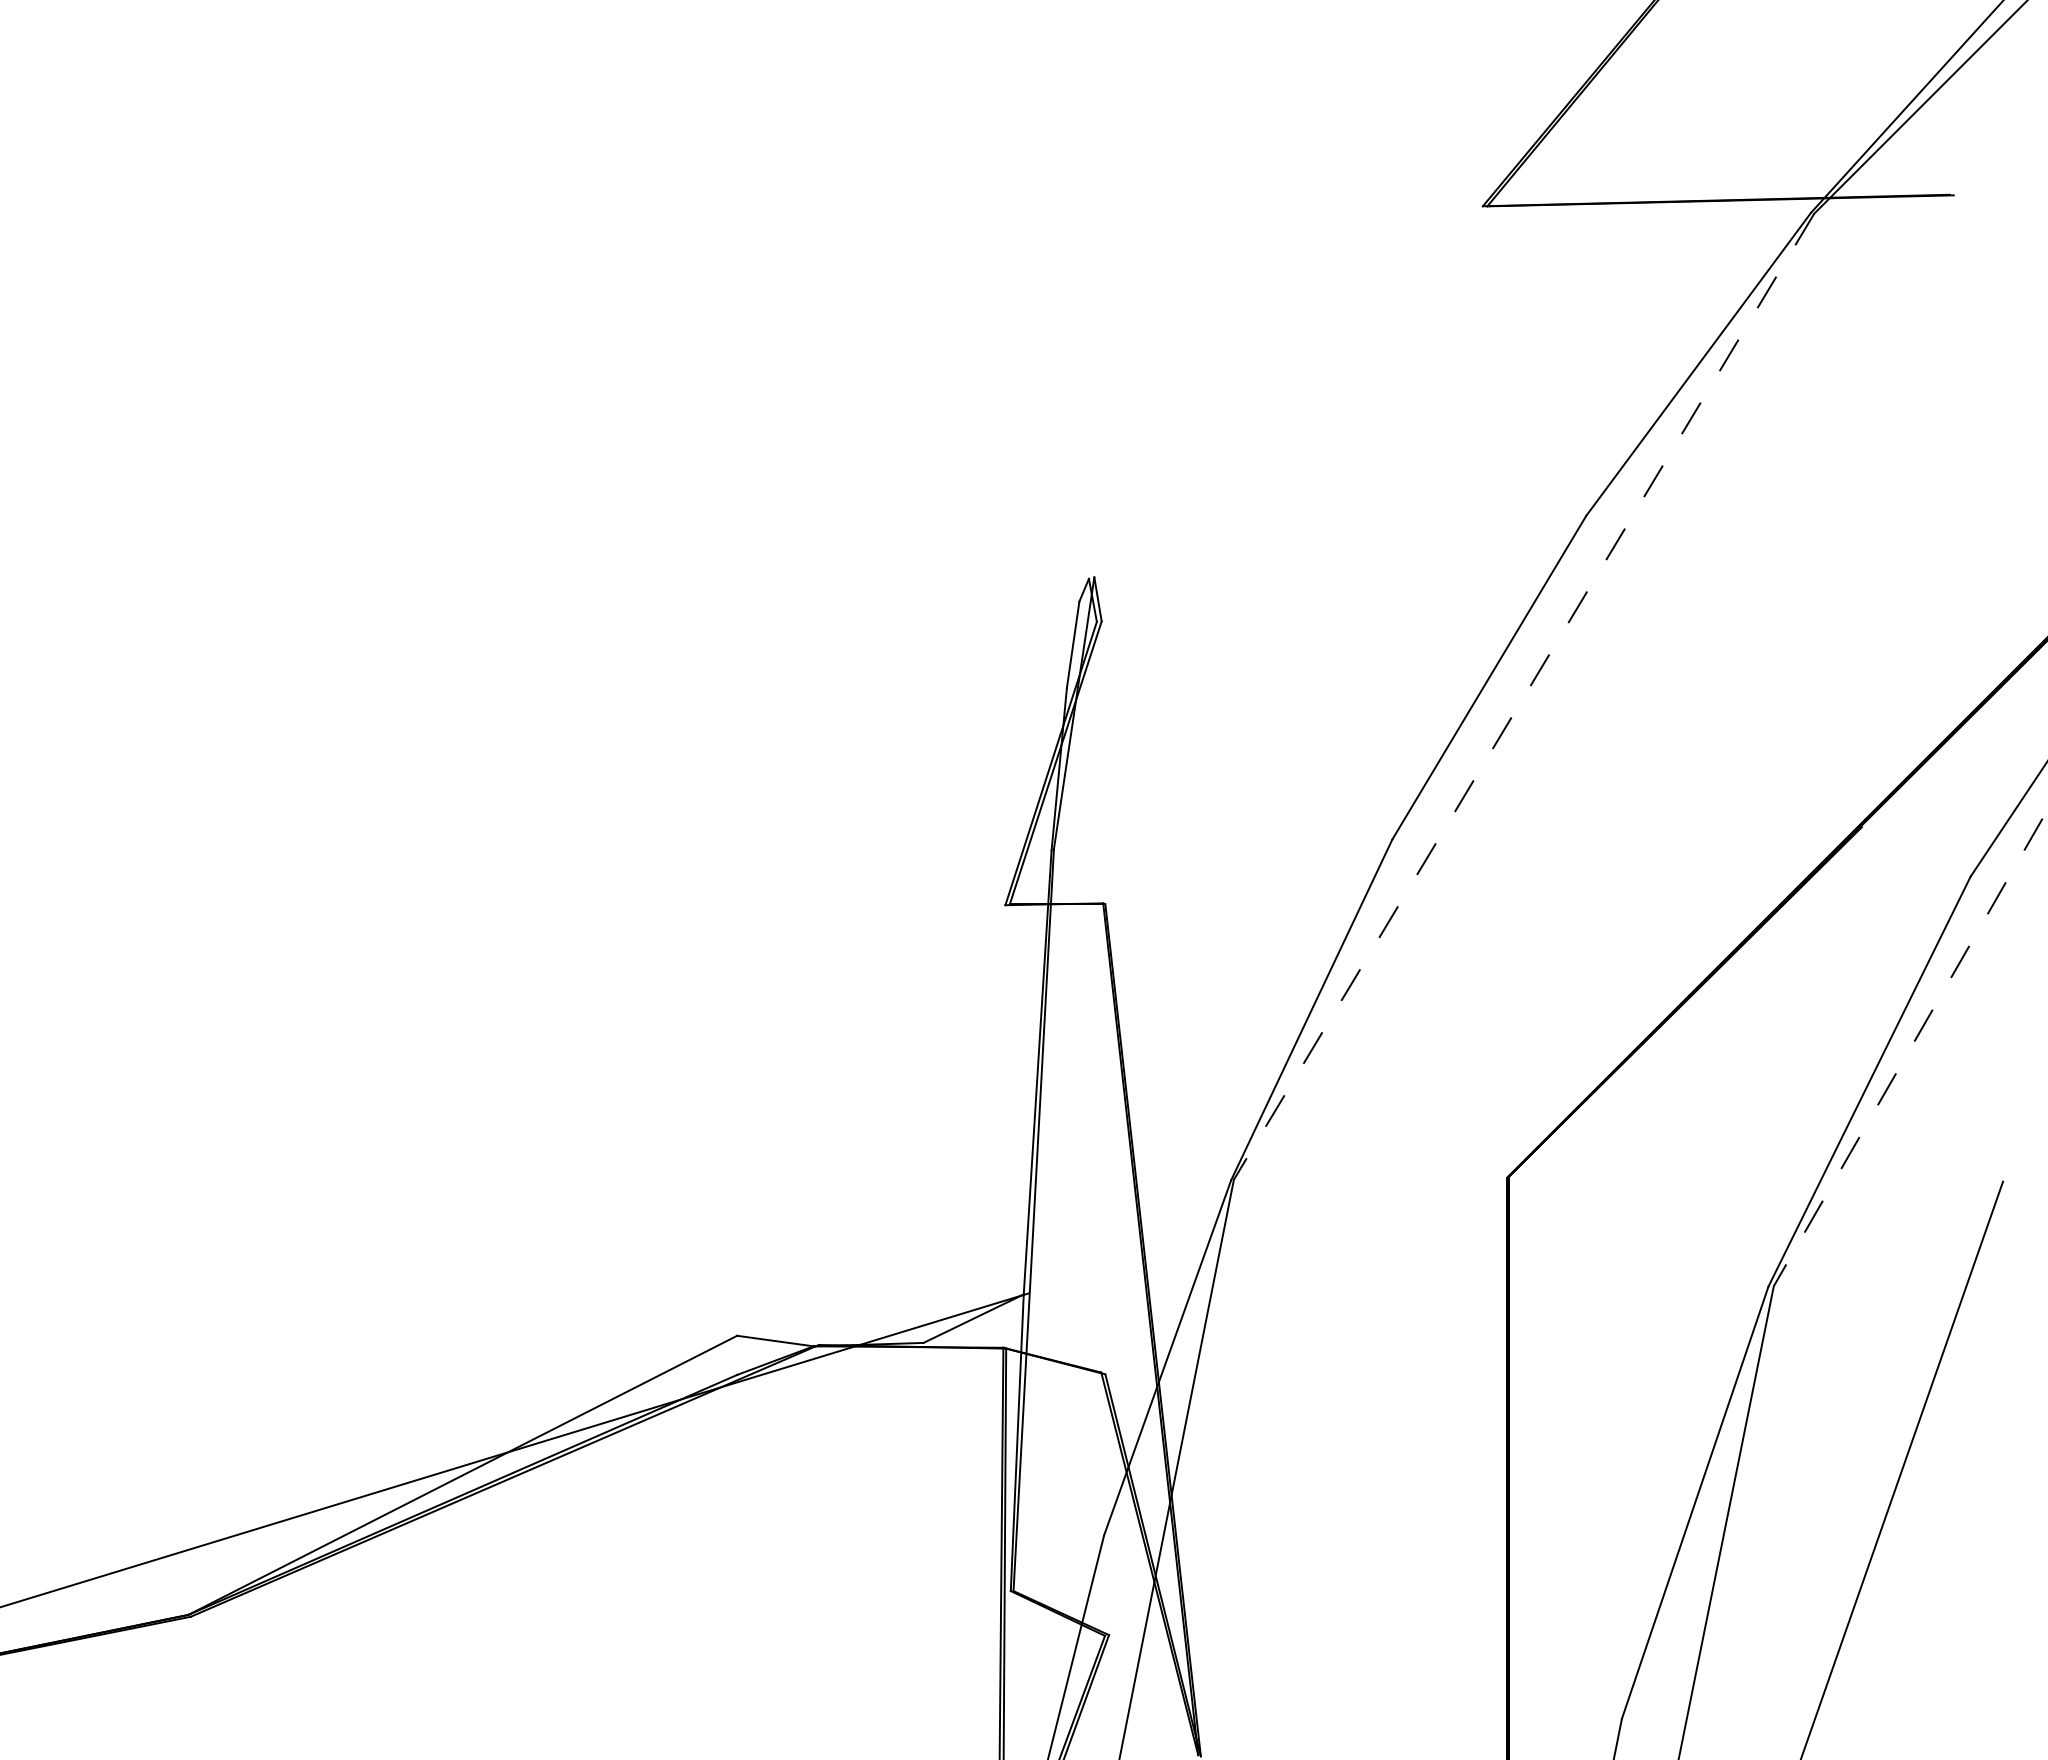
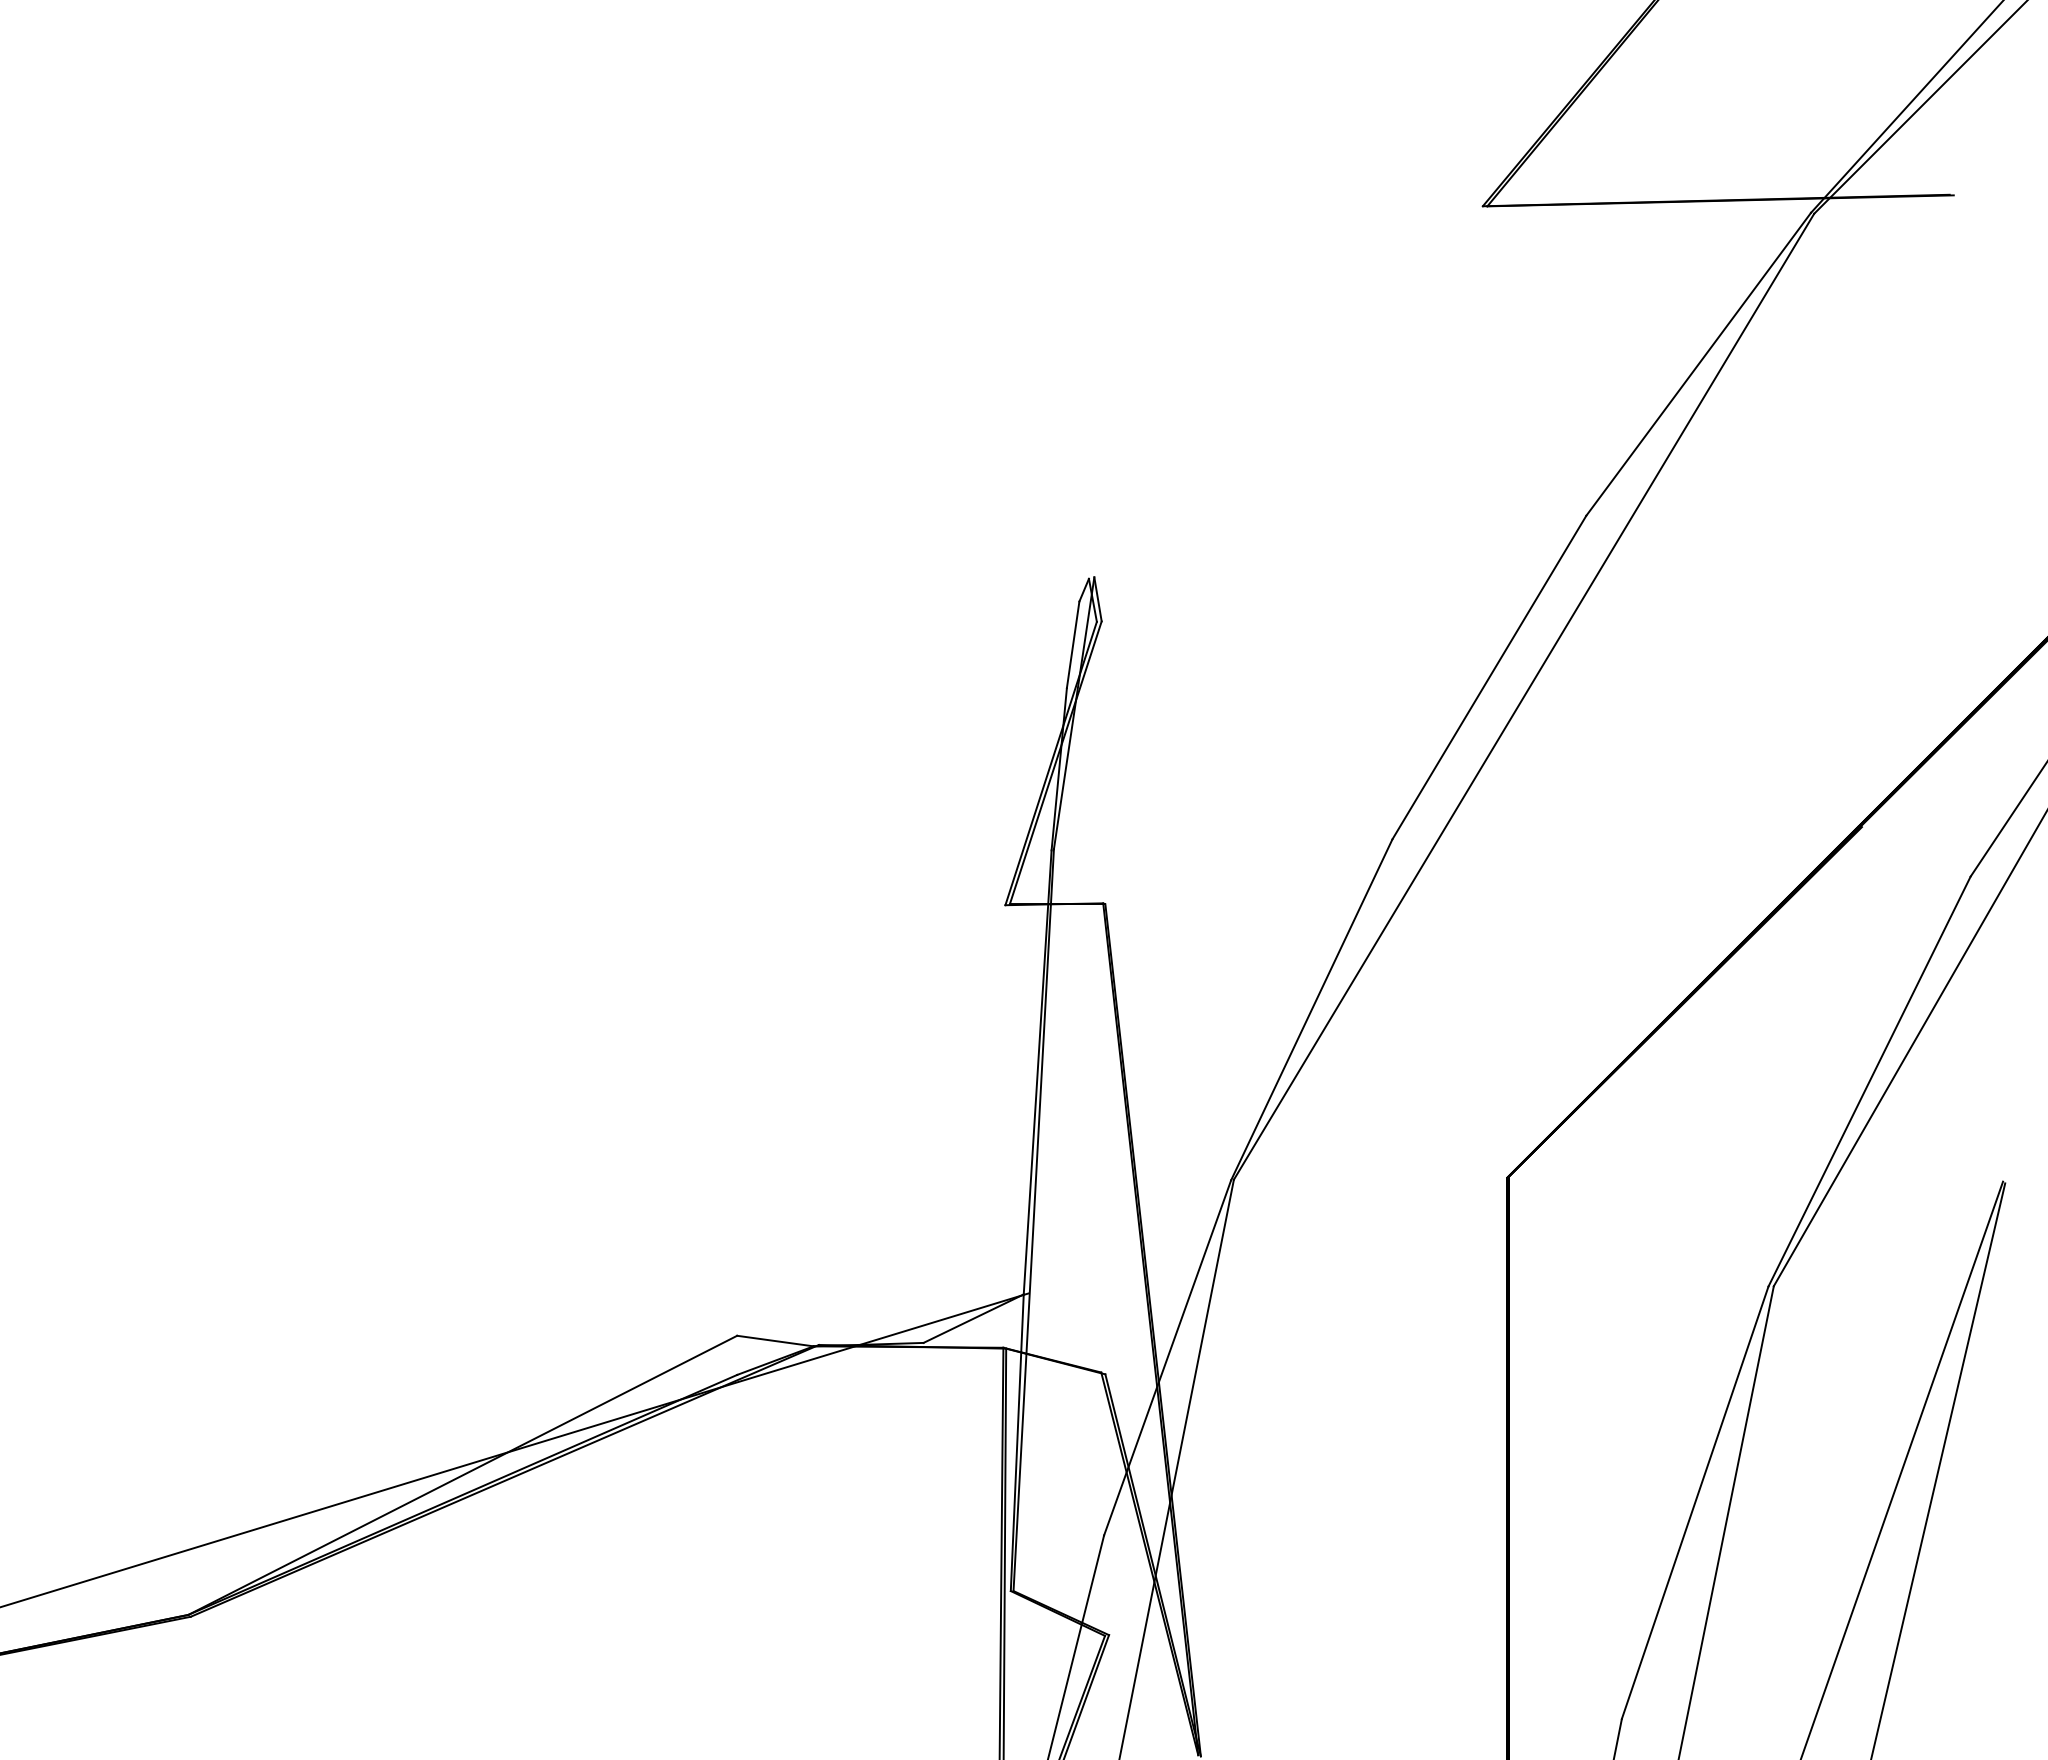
line: dashed -> solid (1523, 697)
line: dashed -> solid (1910, 1047)
line: none -> present (1938, 1469)
